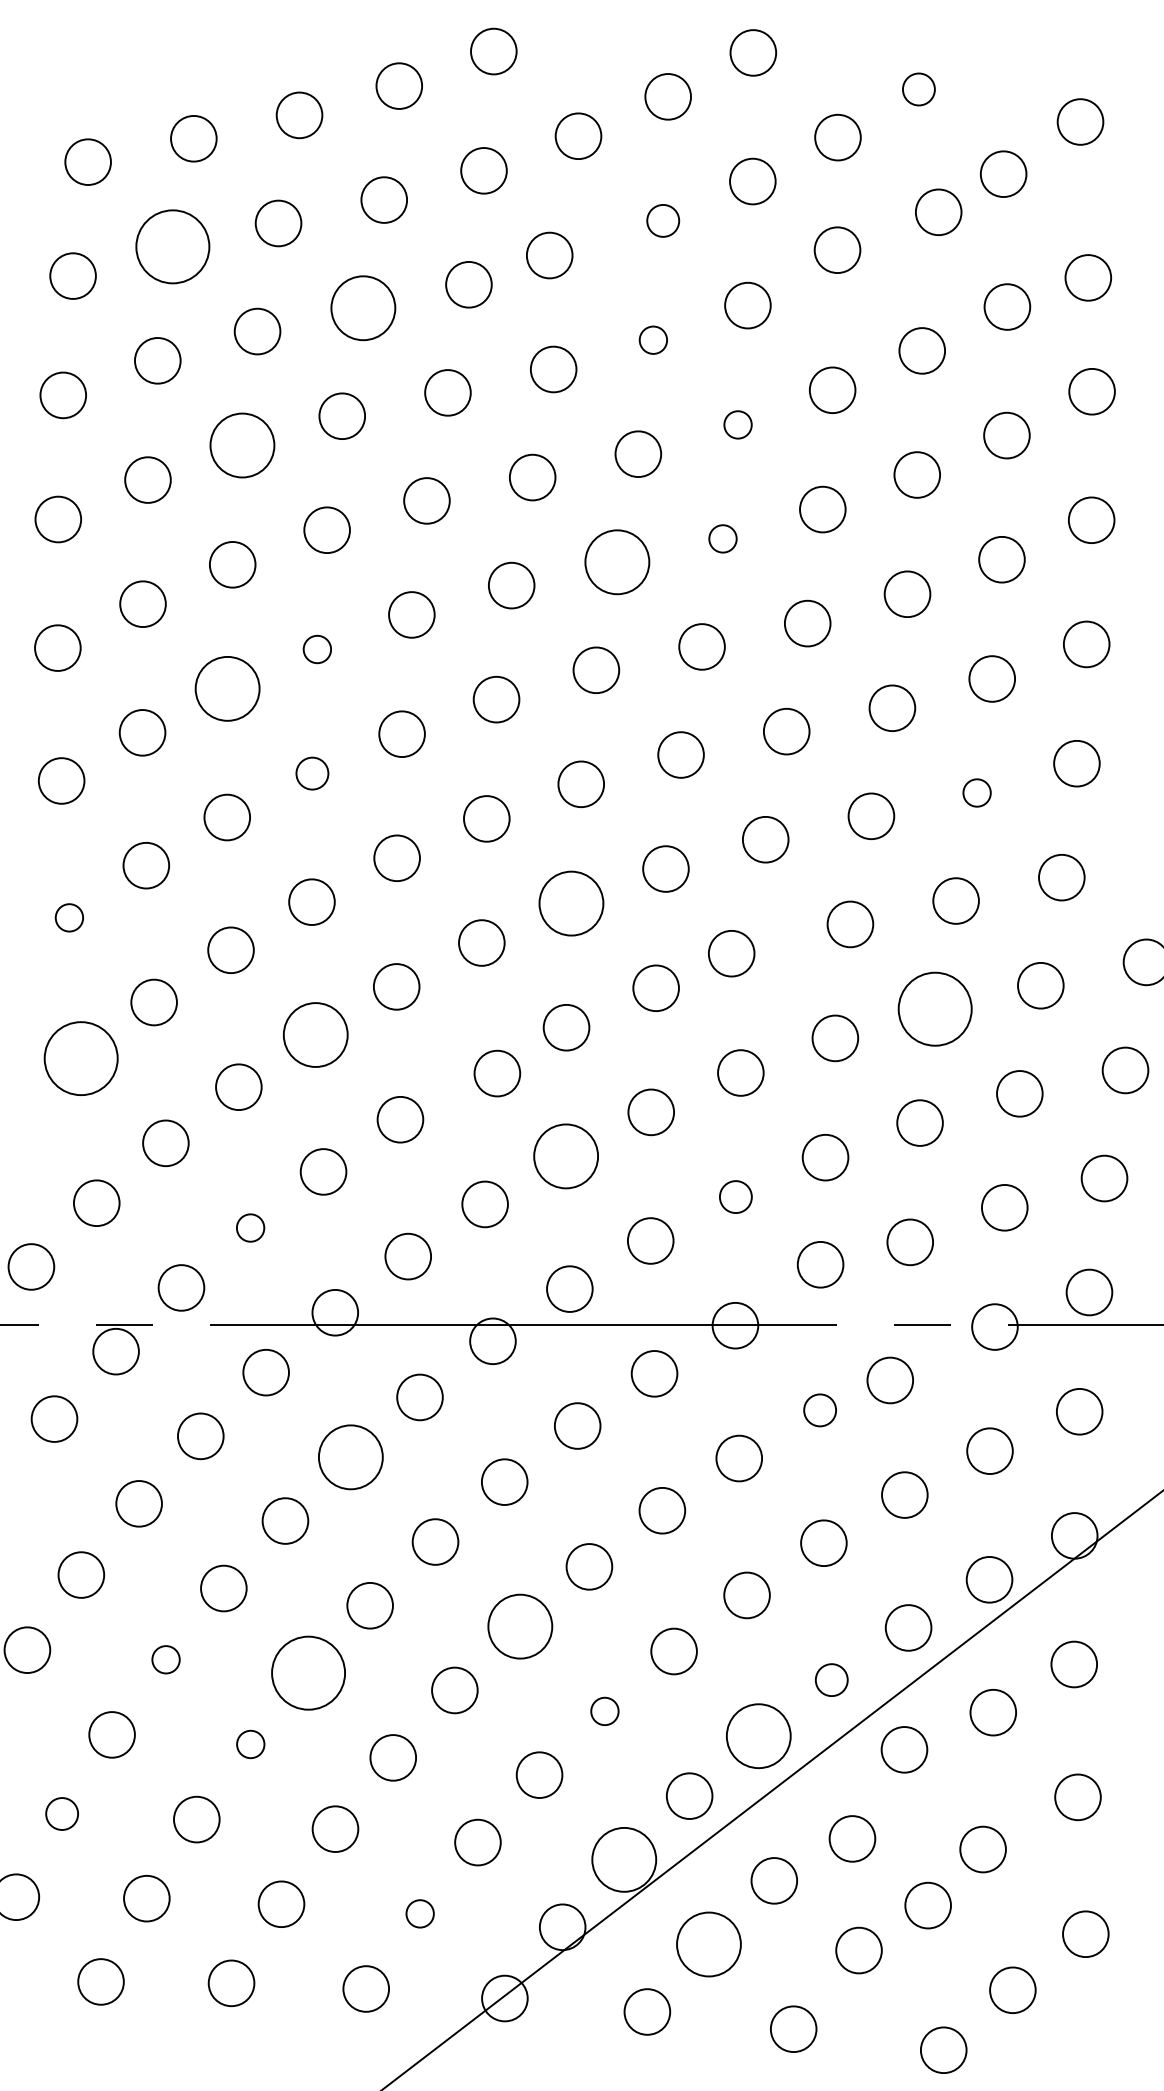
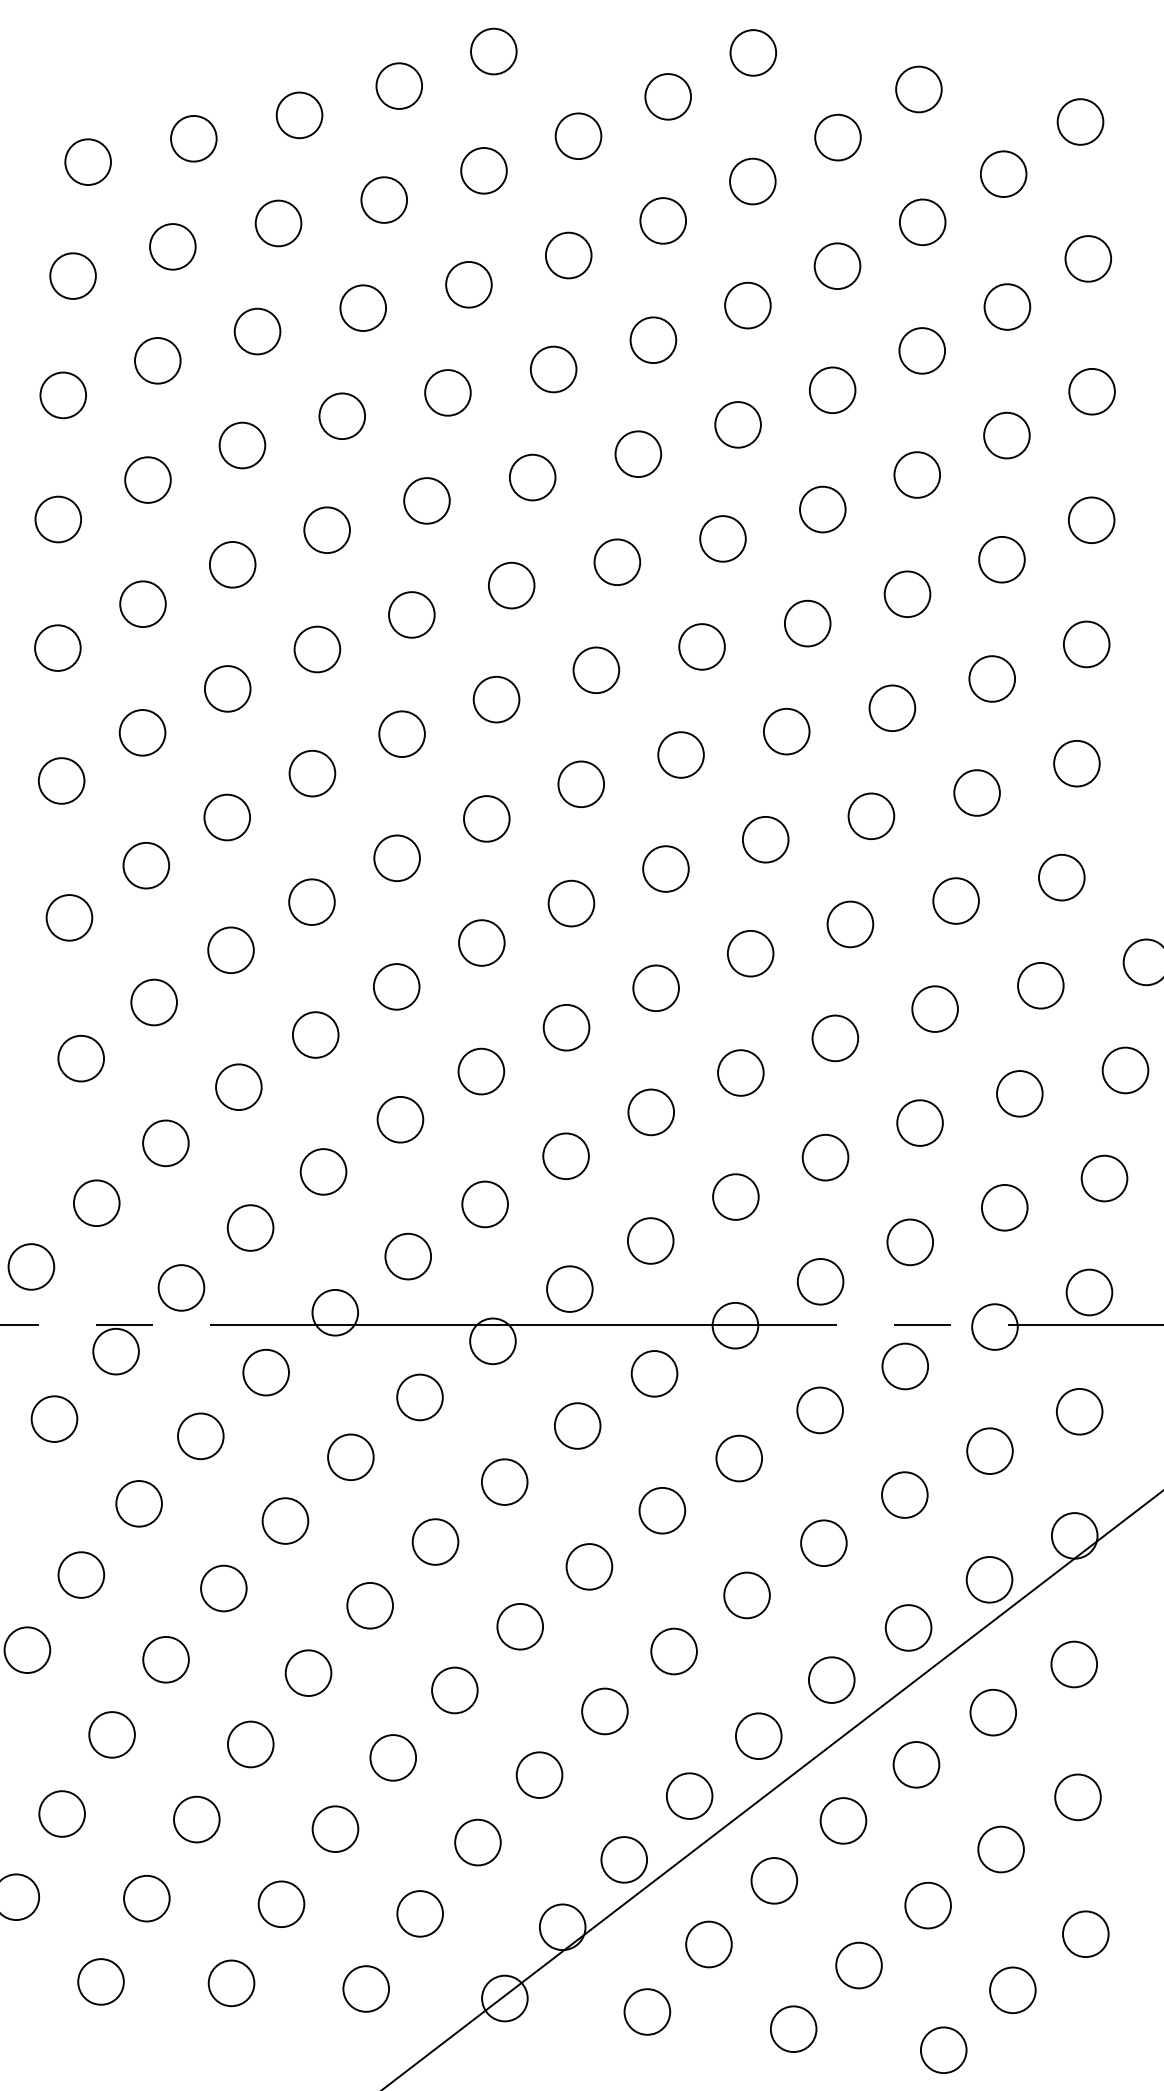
circle diameter: 32 px -> 46 px (918, 89)
circle position: (938, 211) -> (922, 221) (922, 221)
circle diameter: 32 px -> 46 px (663, 220)
circle diameter: 73 px -> 46 px (172, 246)
circle position: (837, 249) -> (837, 265) (837, 265)
circle position: (549, 255) -> (568, 255) (568, 255)
circle position: (1087, 277) -> (1087, 258) (1087, 258)
circle size: 67x67 px -> 48x48 px (362, 307)
circle diameter: 27 px -> 46 px (653, 340)
circle size: 30x30 px -> 48x48 px (737, 424)
circle diameter: 64 px -> 46 px (242, 445)
circle diameter: 27 px -> 46 px (722, 538)
circle diameter: 64 px -> 46 px (617, 562)
circle diameter: 27 px -> 46 px (317, 649)
circle size: 67x66 px -> 48x48 px (227, 688)
circle diameter: 32 px -> 46 px (312, 773)
circle diameter: 27 px -> 46 px (976, 792)
circle diameter: 64 px -> 46 px (571, 903)
circle diameter: 27 px -> 46 px (69, 917)
circle position: (731, 953) -> (750, 953) (750, 953)
circle size: 76x76 px -> 48x48 px (934, 1008)
circle diameter: 64 px -> 46 px (315, 1034)
circle diameter: 73 px -> 46 px (81, 1058)
circle position: (497, 1073) -> (481, 1071) (481, 1071)
circle size: 66x67 px -> 48x48 px (565, 1155)
circle diameter: 32 px -> 46 px (735, 1196)
circle diameter: 27 px -> 46 px (250, 1227)
circle position: (820, 1264) -> (820, 1281) (820, 1281)
circle position: (889, 1380) -> (904, 1366) (904, 1366)
circle diameter: 32 px -> 46 px (819, 1410)
circle diameter: 64 px -> 46 px (350, 1457)
circle size: 67x67 px -> 48x48 px (519, 1626)
circle diameter: 27 px -> 46 px (165, 1659)
circle diameter: 73 px -> 46 px (308, 1673)
circle diameter: 32 px -> 46 px (831, 1679)
circle diameter: 27 px -> 46 px (604, 1711)
circle diameter: 64 px -> 46 px (758, 1736)
circle diameter: 27 px -> 46 px (250, 1744)
circle position: (904, 1749) -> (916, 1764) (916, 1764)
circle diameter: 32 px -> 46 px (61, 1813)
circle position: (852, 1838) -> (843, 1820) (843, 1820)
circle position: (982, 1849) -> (1000, 1849) (1000, 1849)
circle diameter: 64 px -> 46 px (624, 1859)
circle diameter: 27 px -> 46 px (420, 1913)
circle diameter: 64 px -> 46 px (708, 1944)
circle position: (858, 1950) -> (858, 1965) (858, 1965)
